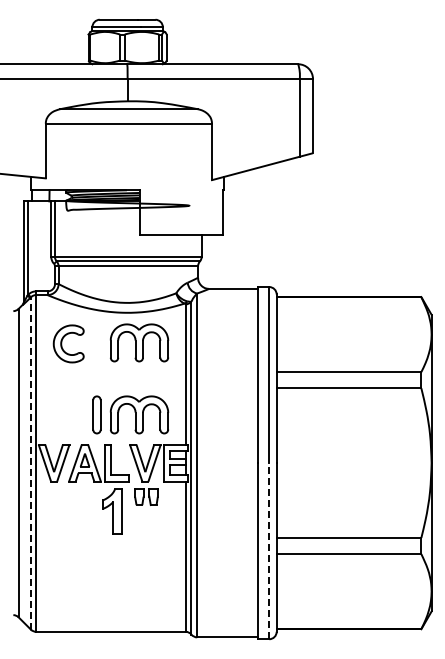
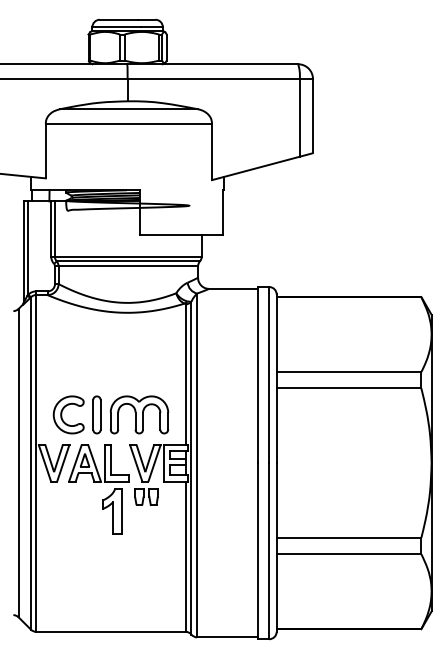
part: present -> none (139, 342)
part position: (68, 343) -> (68, 414) (68, 414)
line: dashed -> solid (30, 462)
line: dashed -> solid (269, 550)
